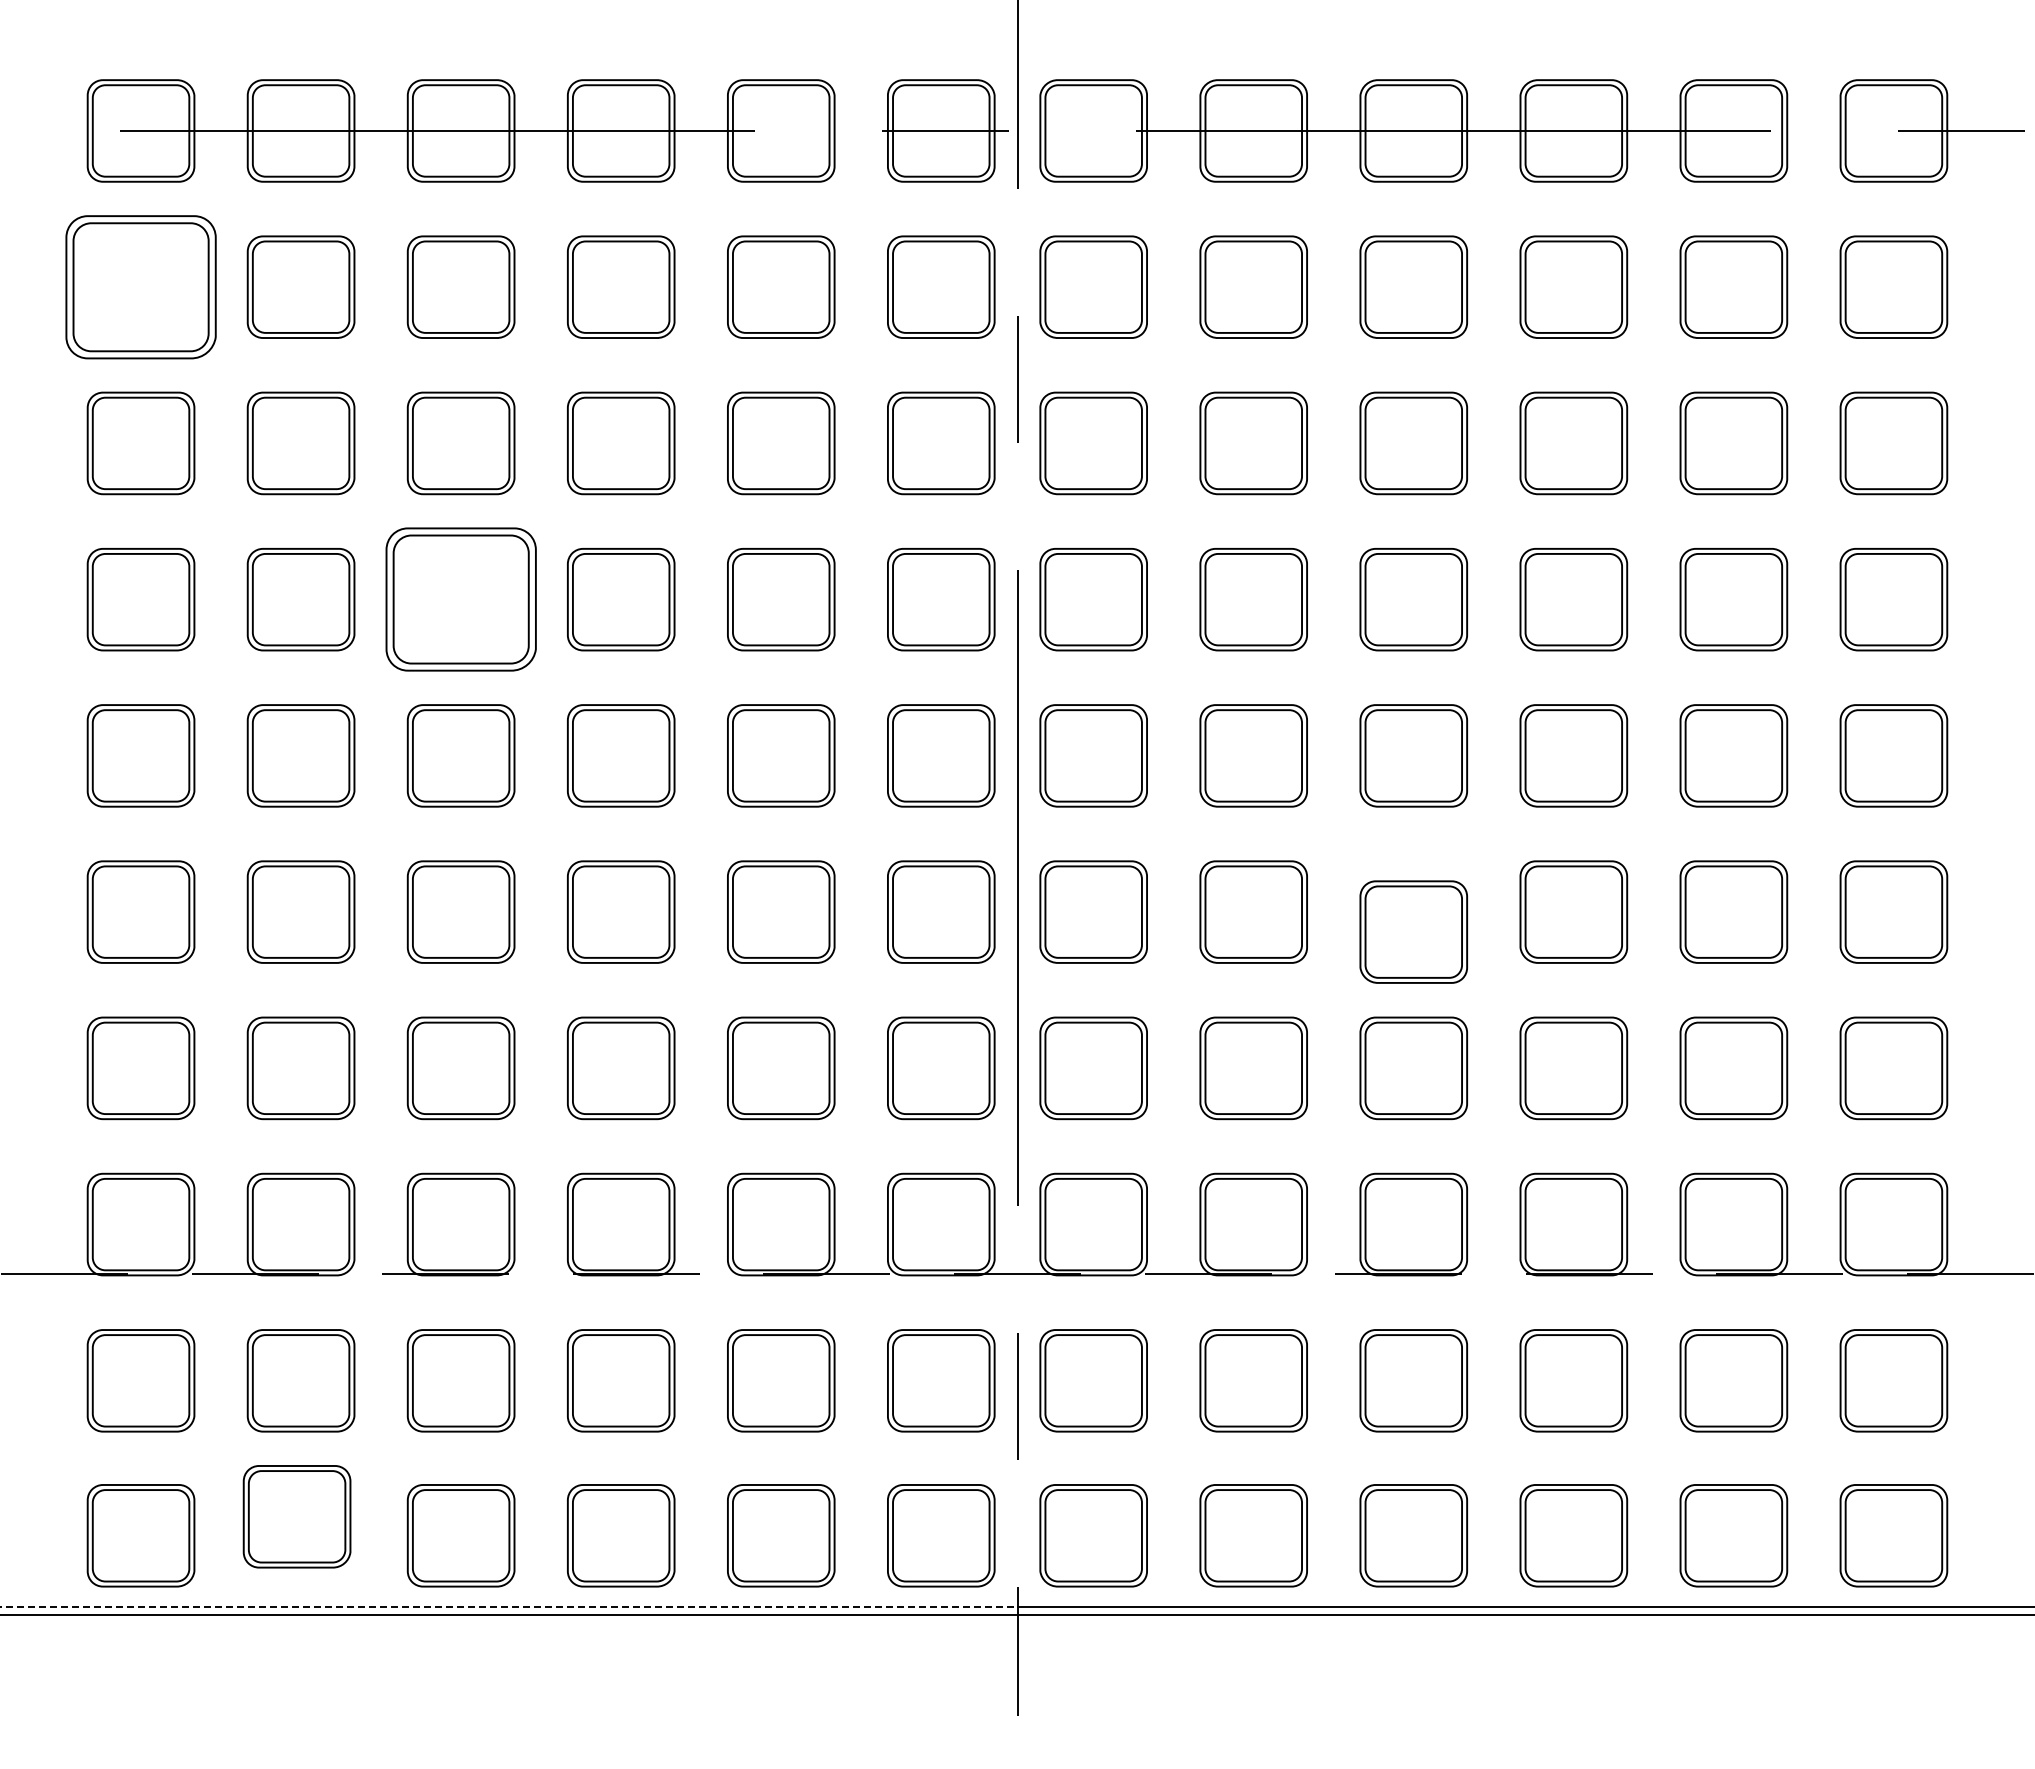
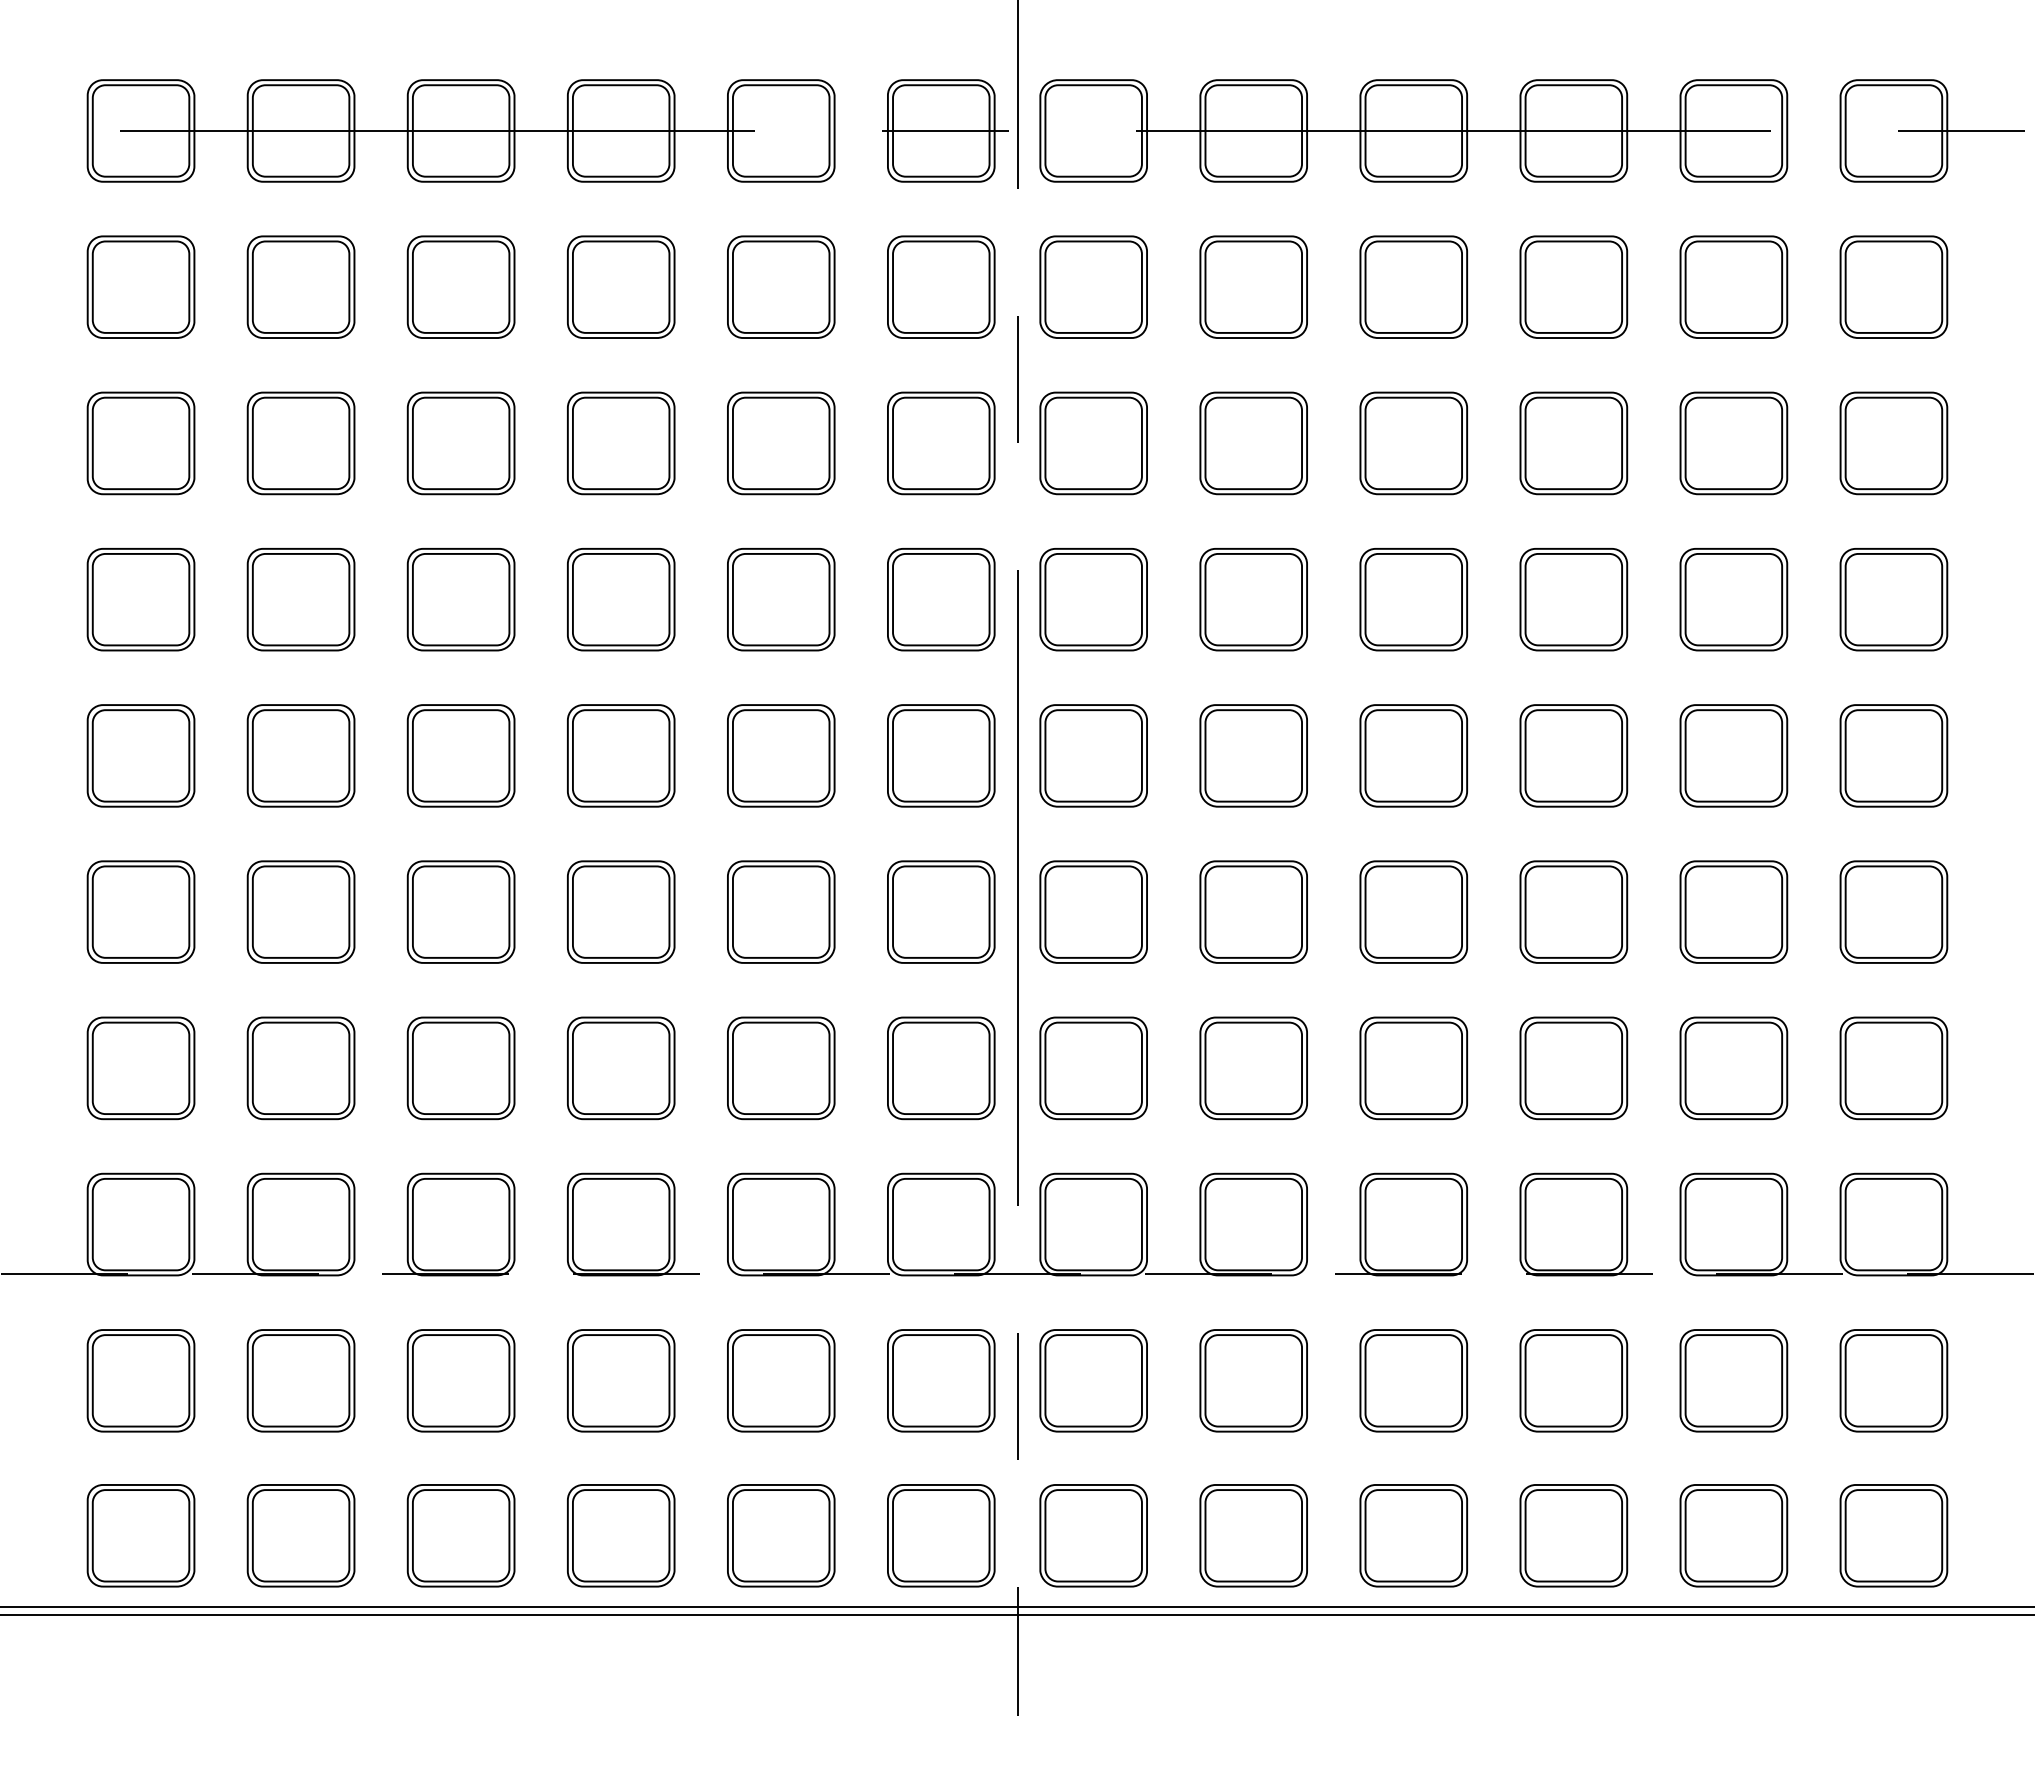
part size: 152x145 px -> 110x104 px (140, 286)
part size: 152x145 px -> 110x104 px (460, 599)
part position: (1413, 931) -> (1413, 911) (1413, 911)
part position: (296, 1516) -> (300, 1535) (300, 1535)
line: dashed -> solid (509, 1606)
